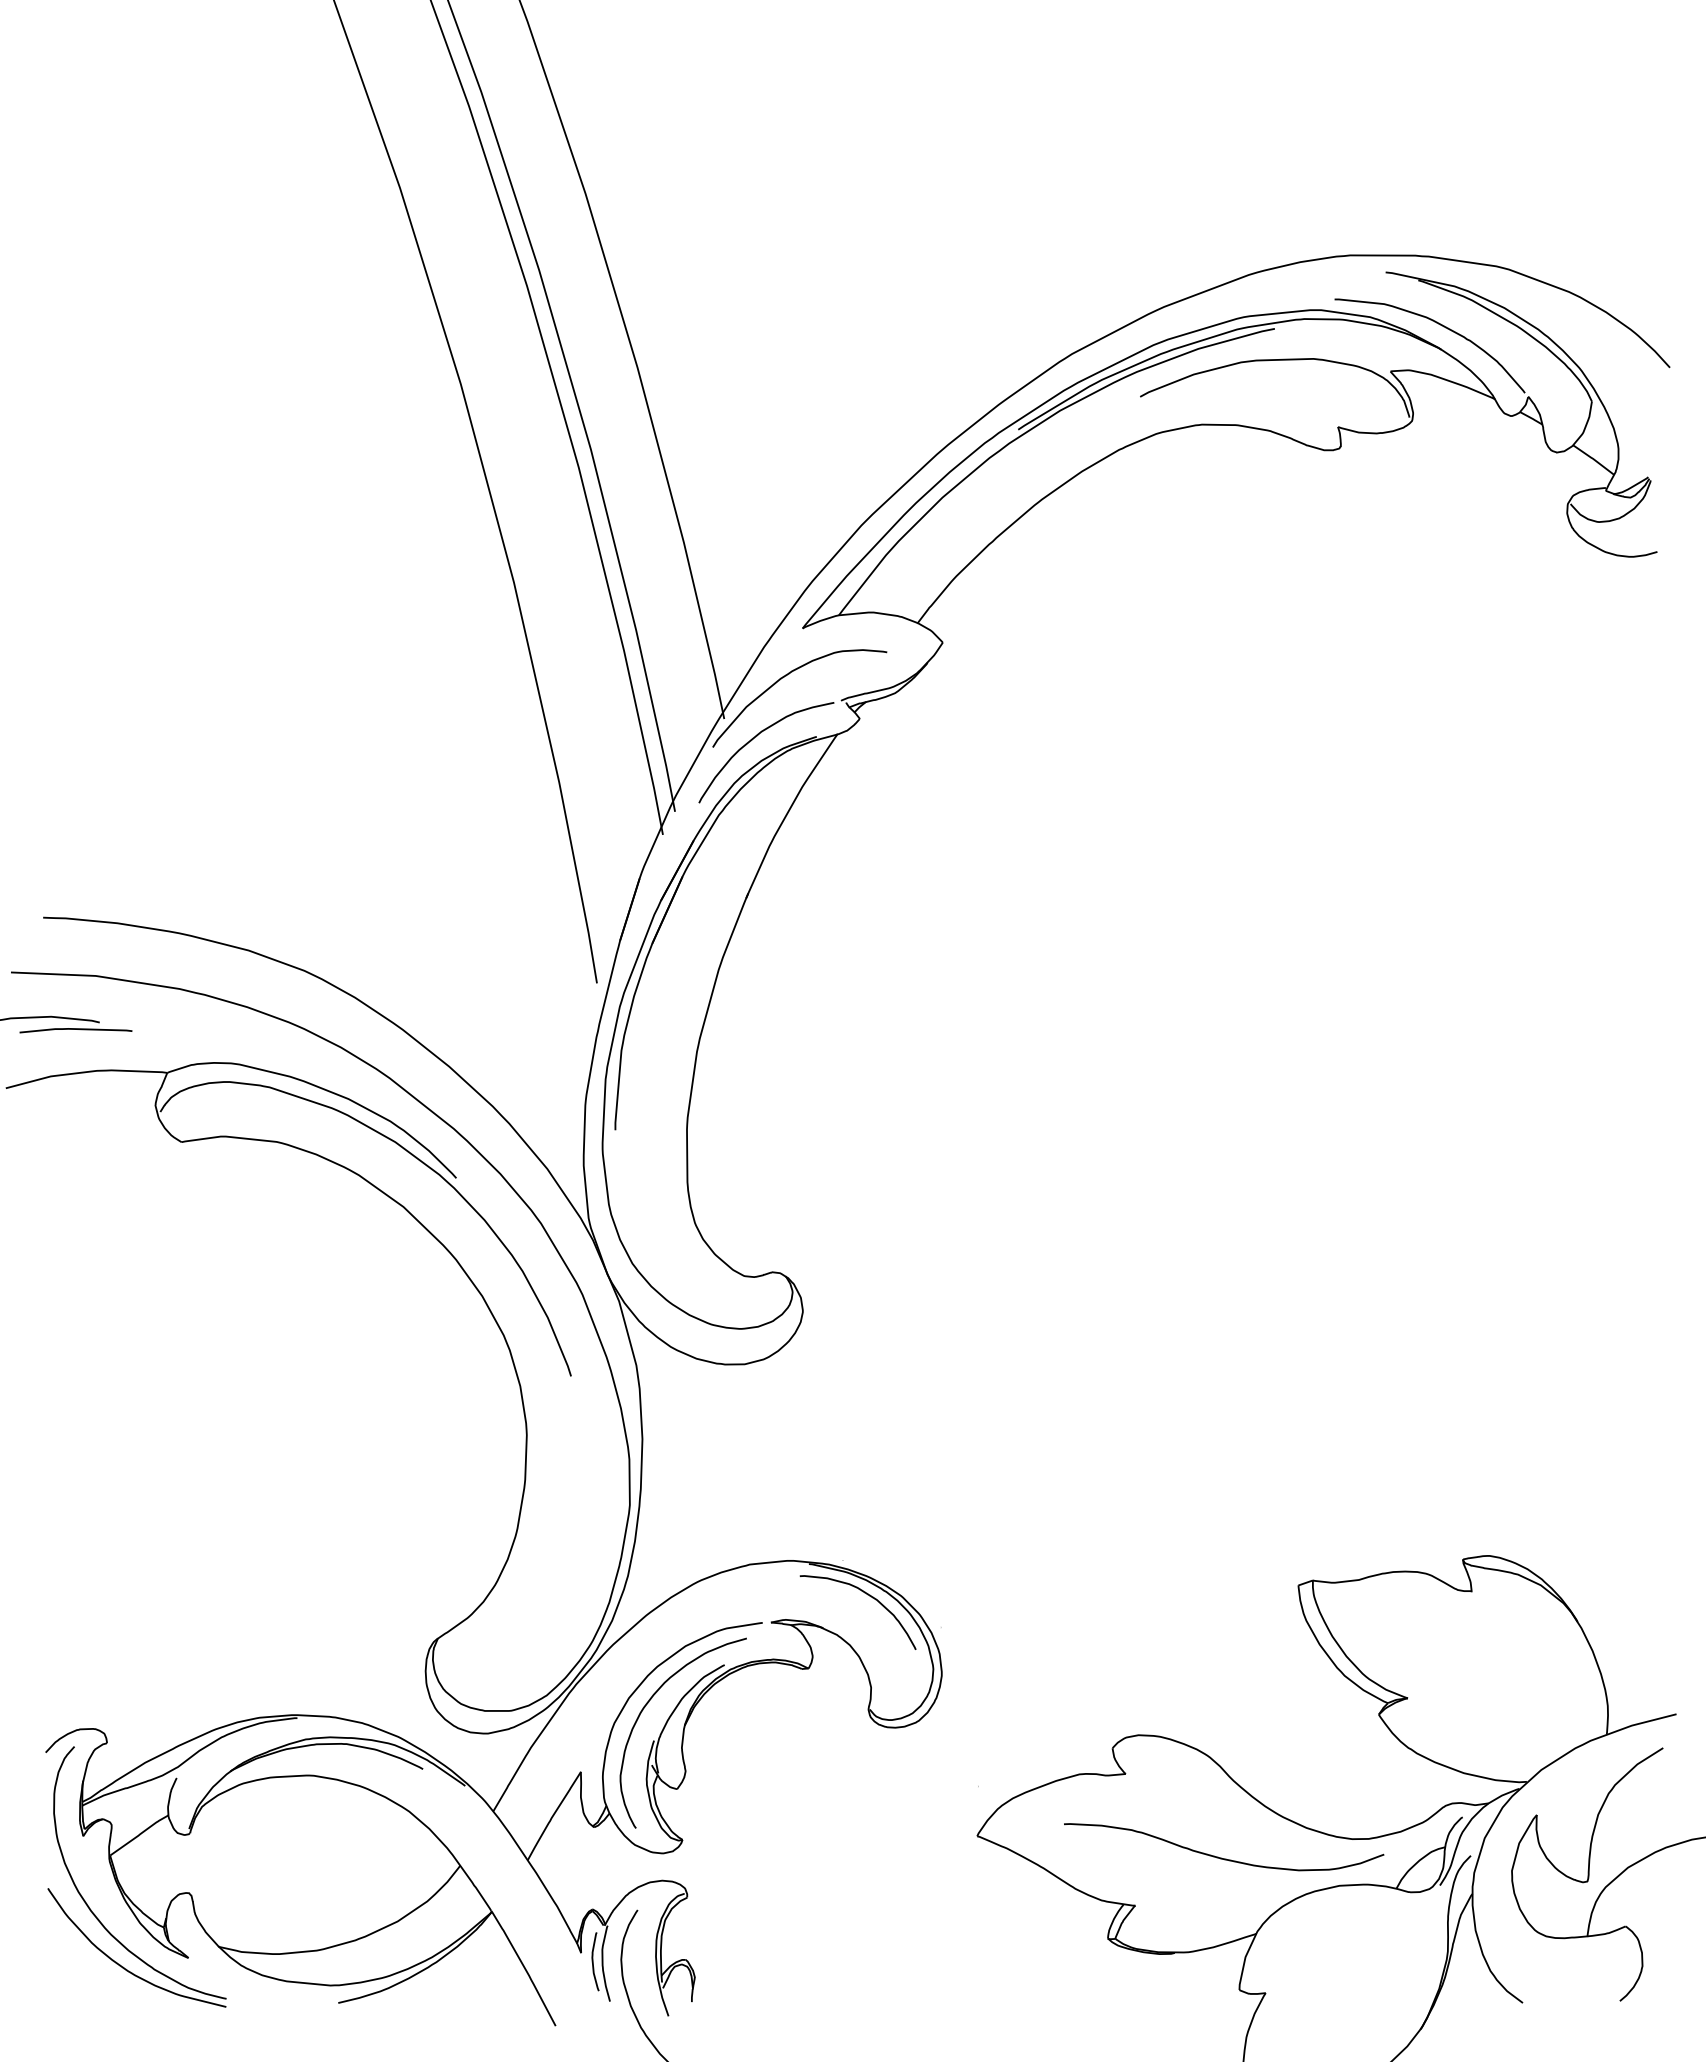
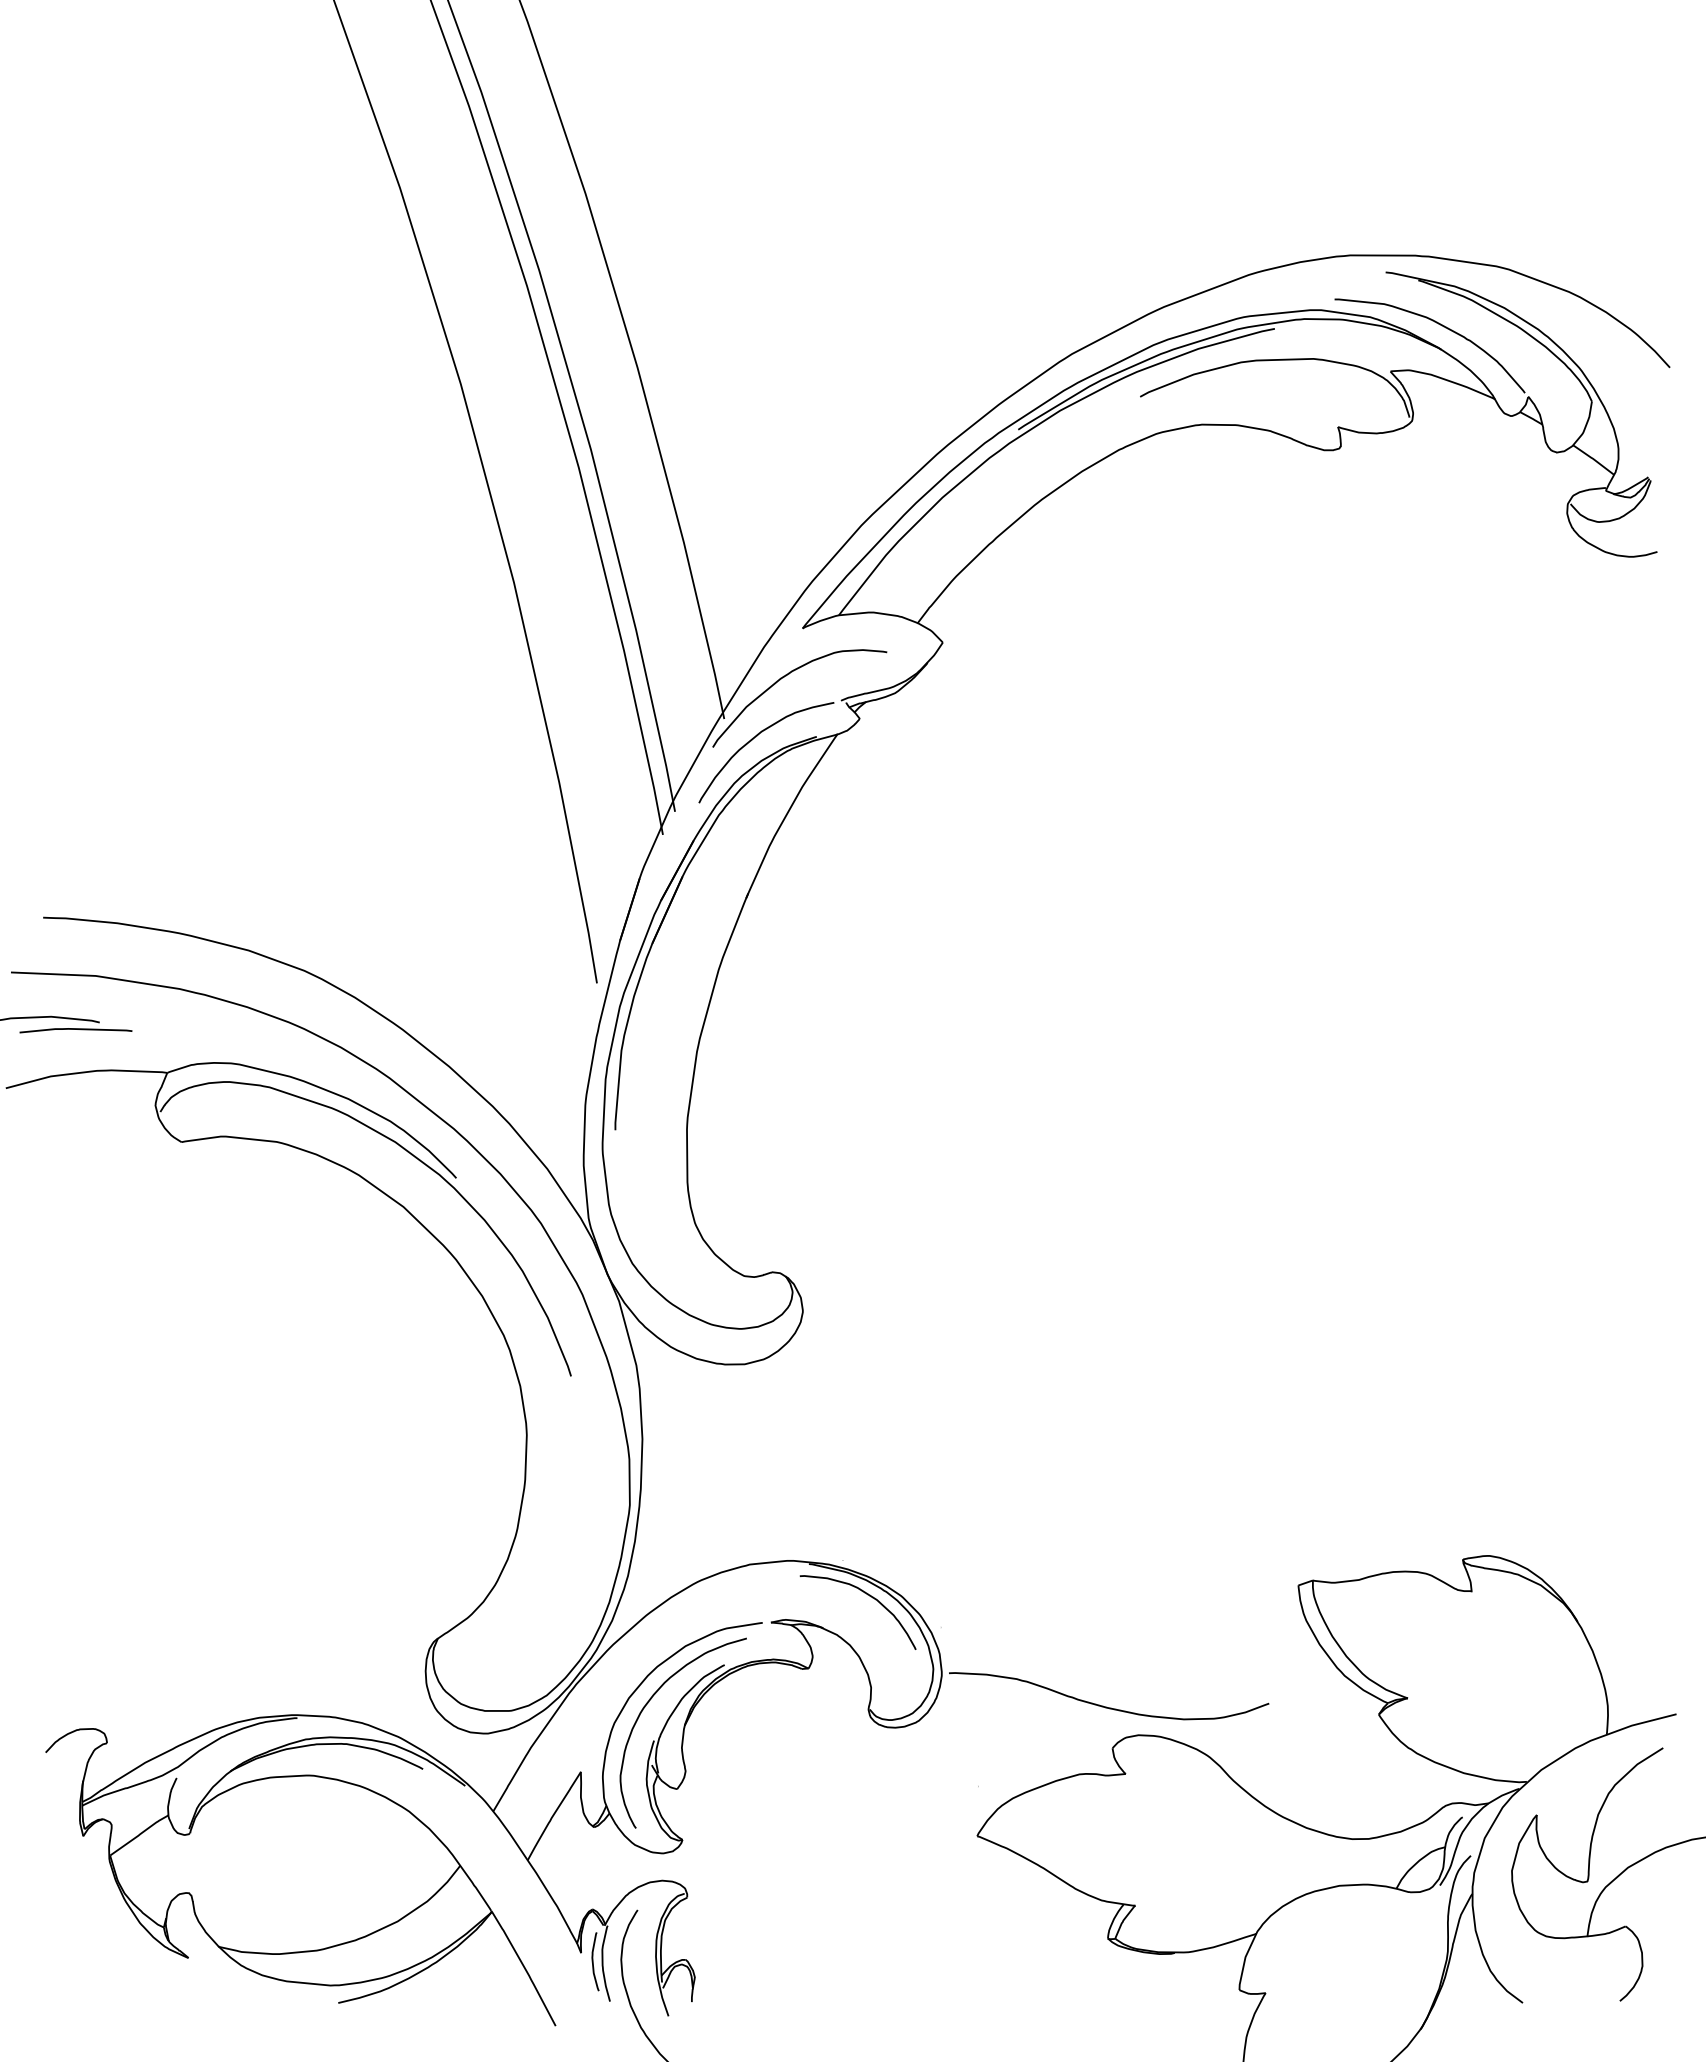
curve position: (1221, 1857) -> (1106, 1706) (1106, 1706)
part: present -> none (89, 1906)
